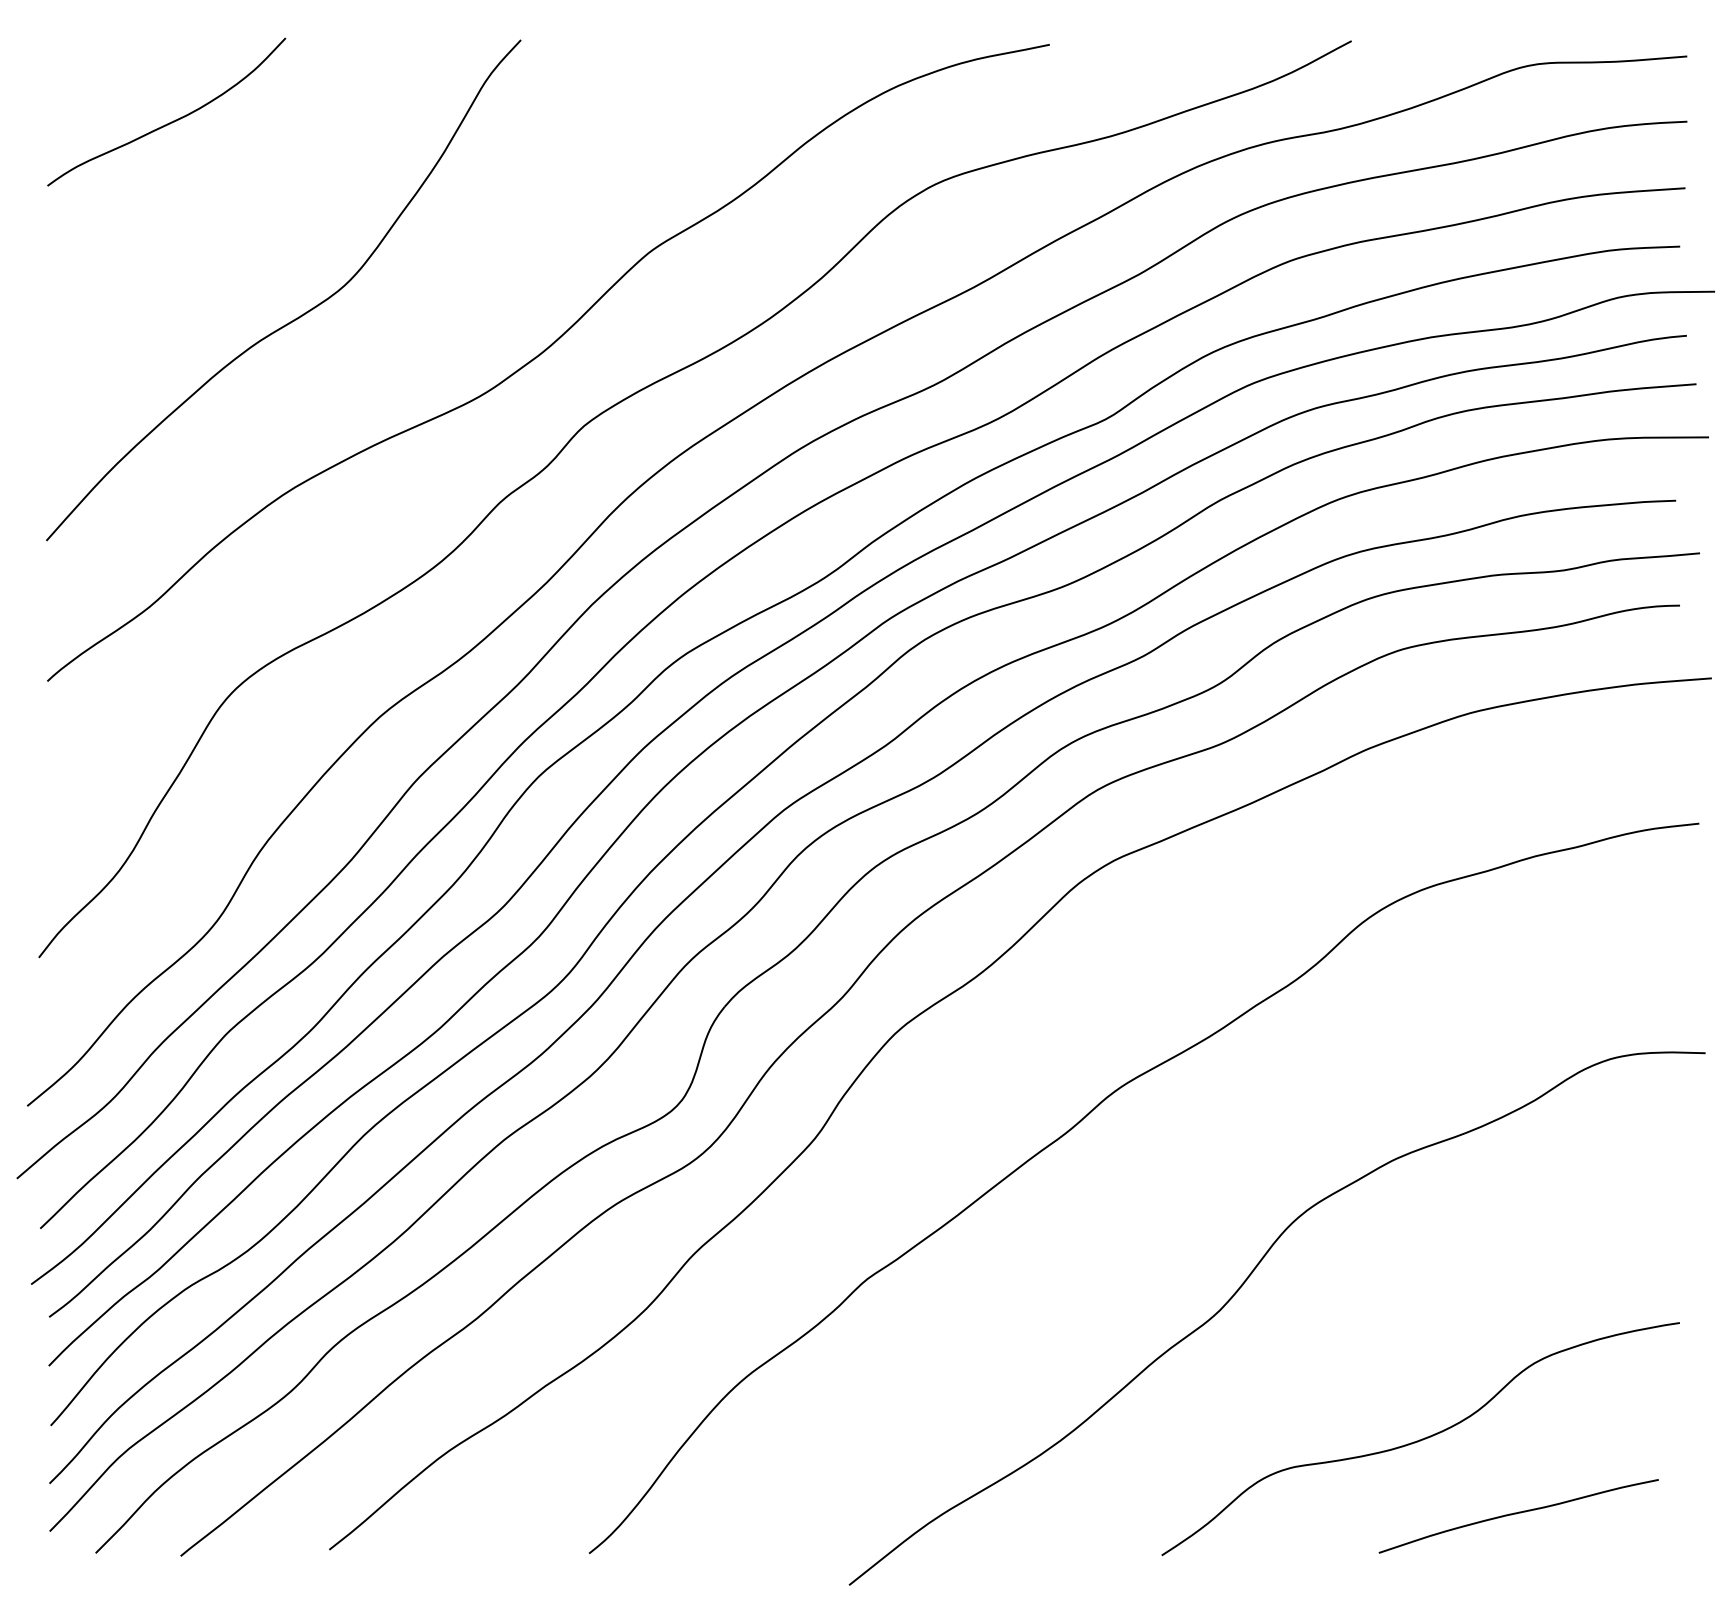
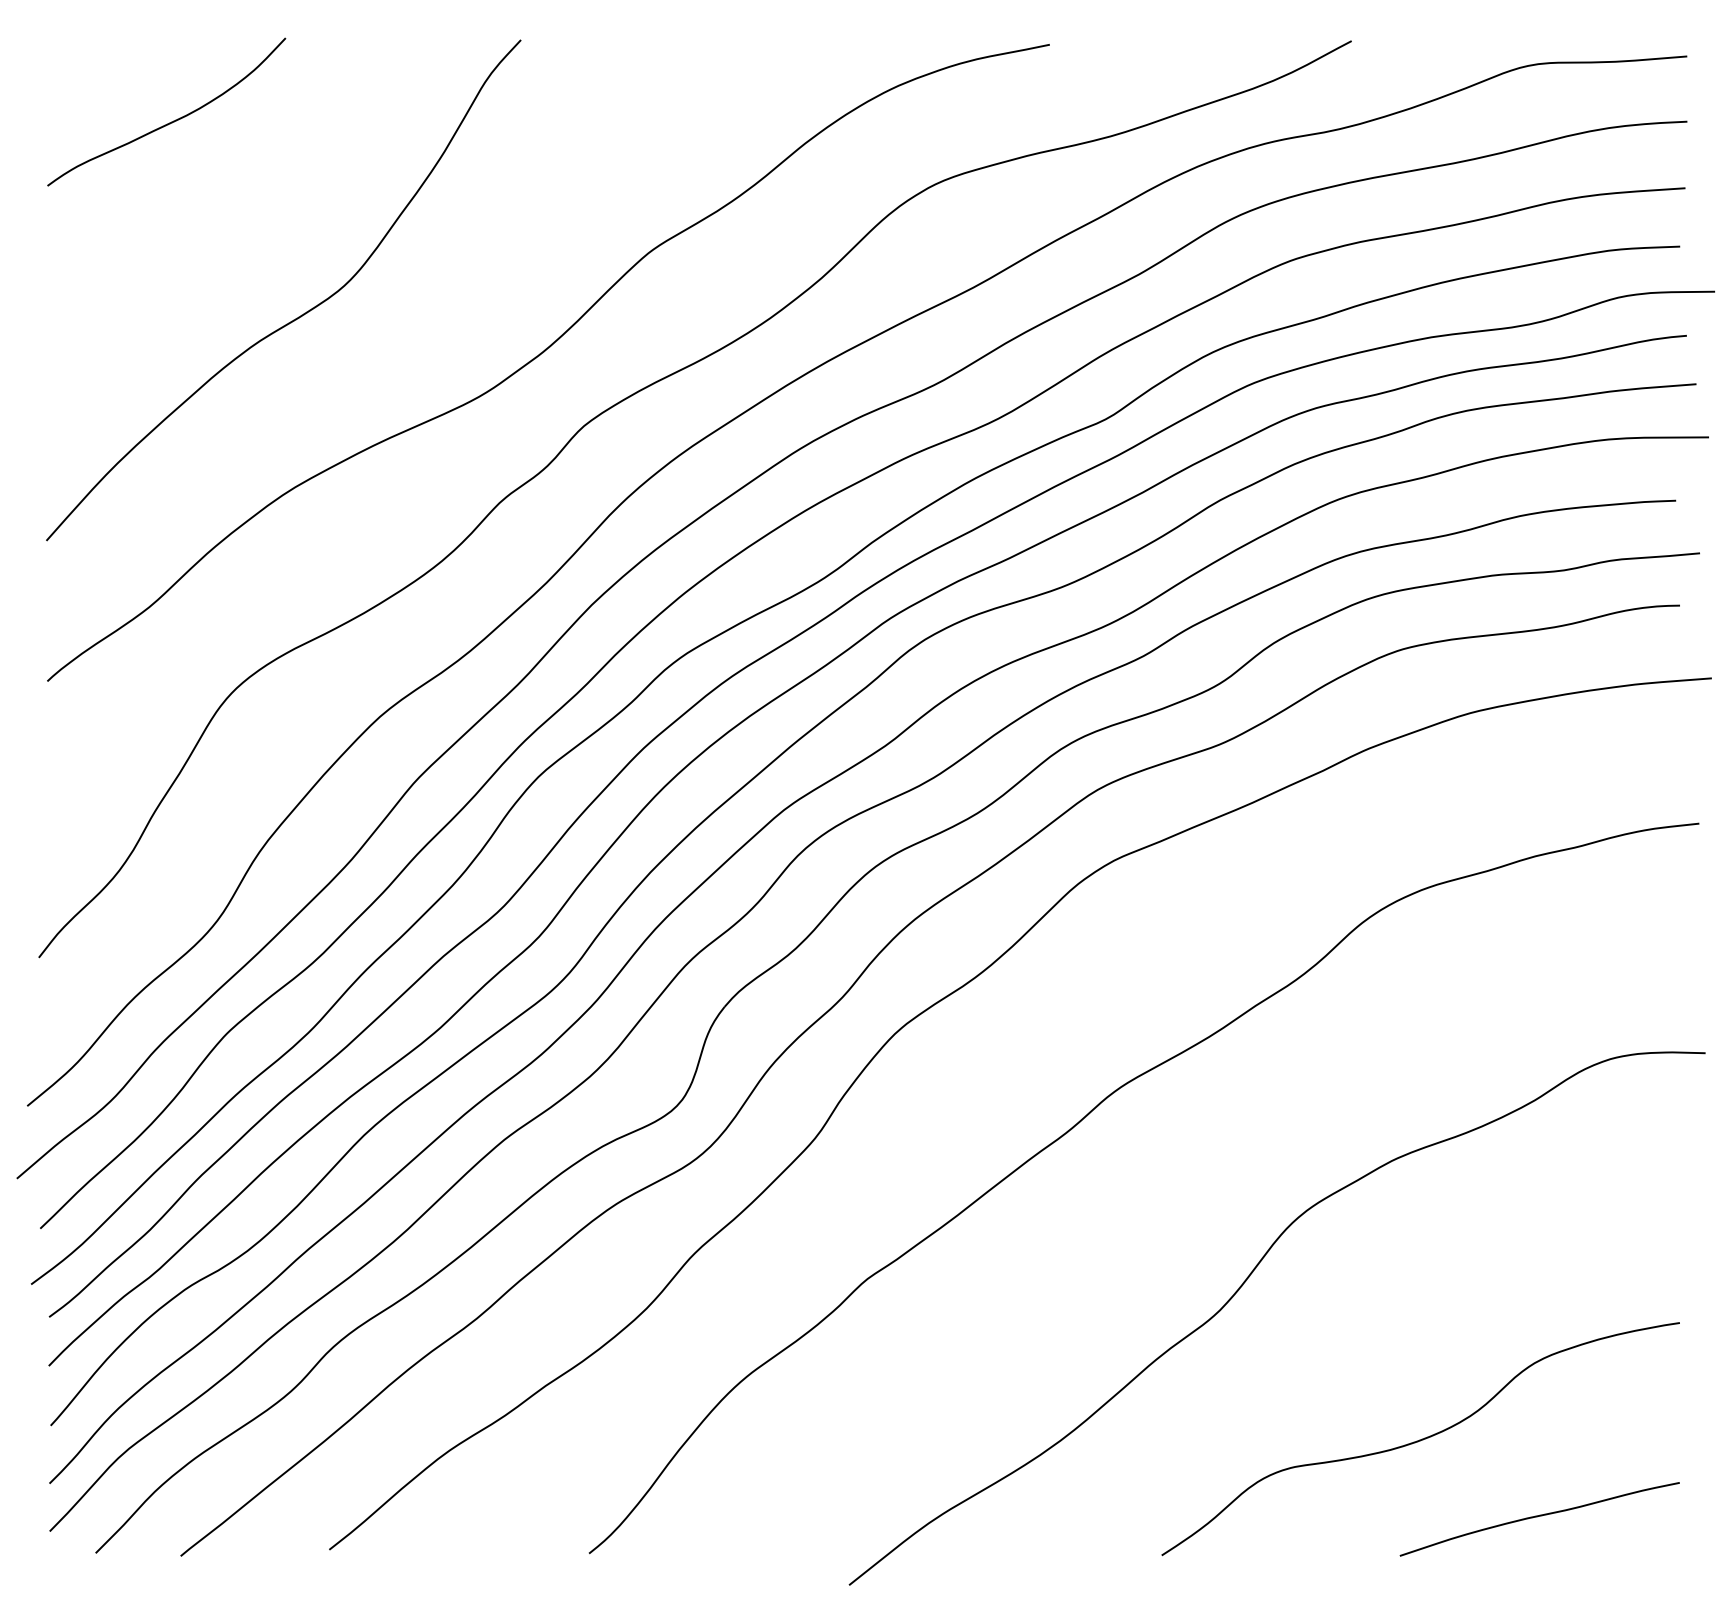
curve position: (1516, 1514) -> (1537, 1517) (1537, 1517)
